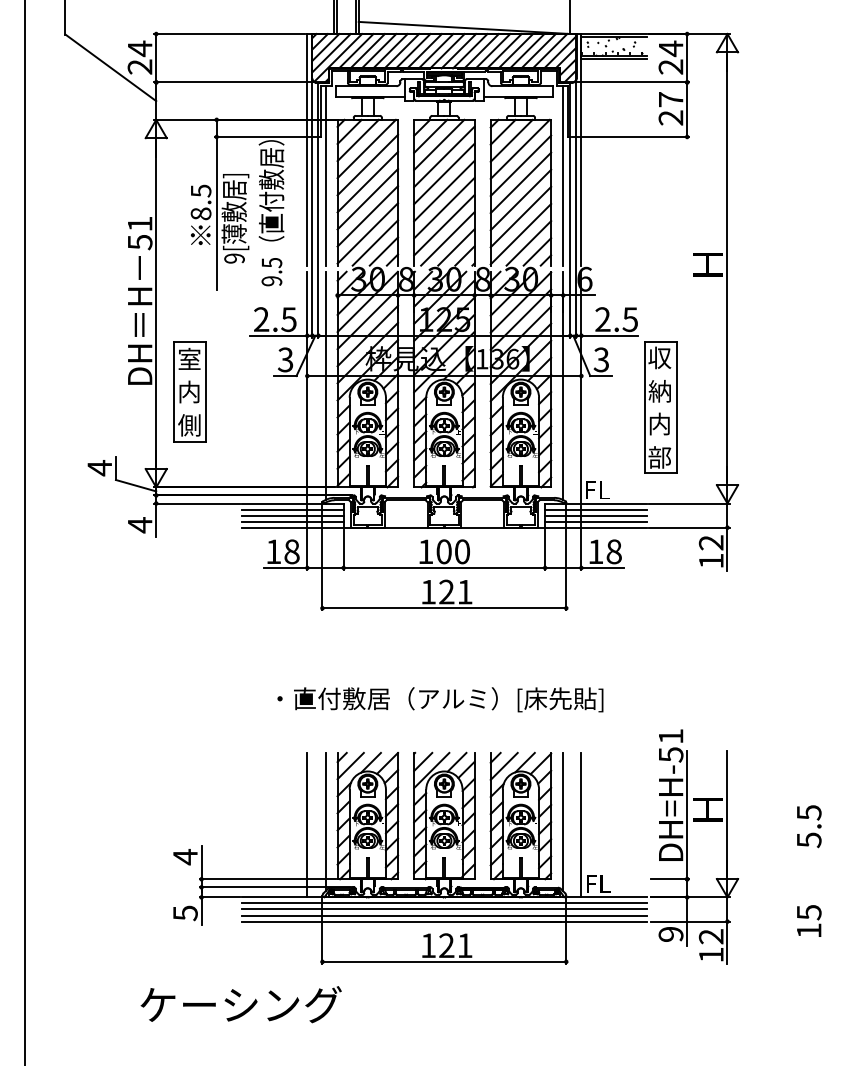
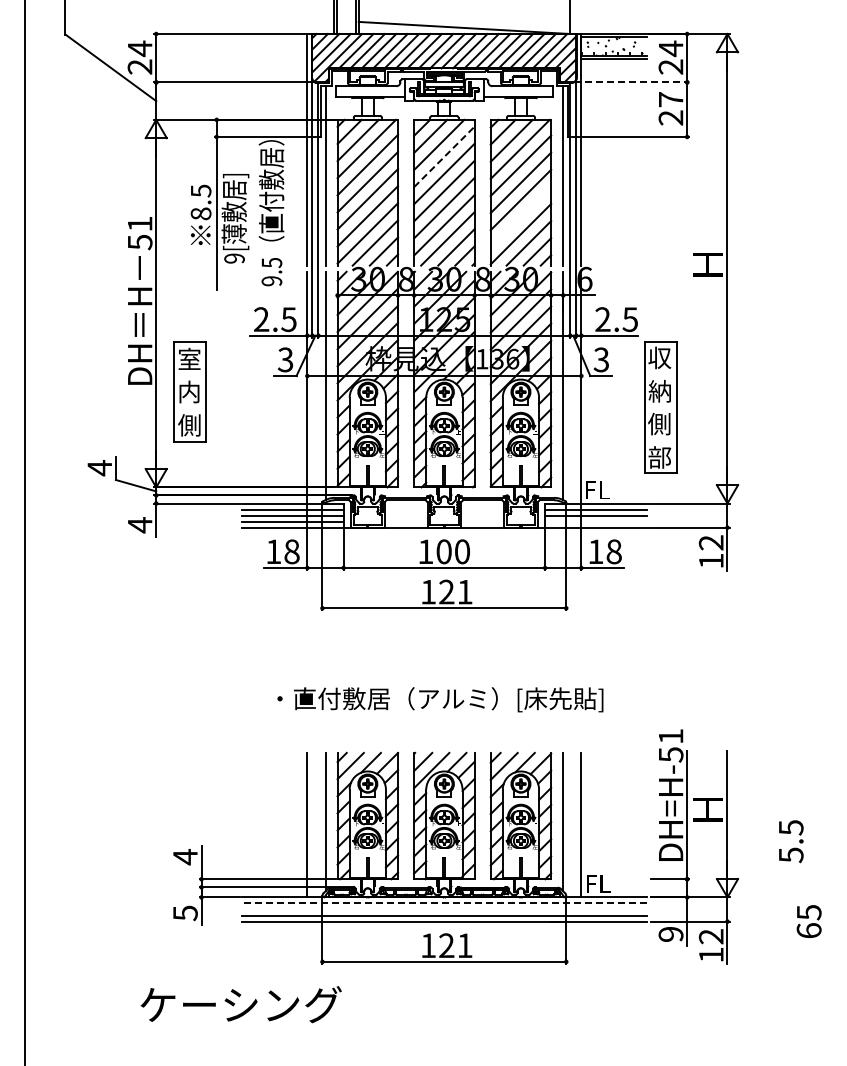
line: solid -> dashed (632, 82)
line: solid -> dashed (444, 156)
line: present -> none (520, 216)
text: 内 -> 側 (659, 423)
line: present -> none (595, 521)
text position: (809, 826) -> (791, 841) (791, 841)
line: solid -> dashed (443, 903)
line: present -> none (443, 909)
text: 15 -> 65 (808, 930)
